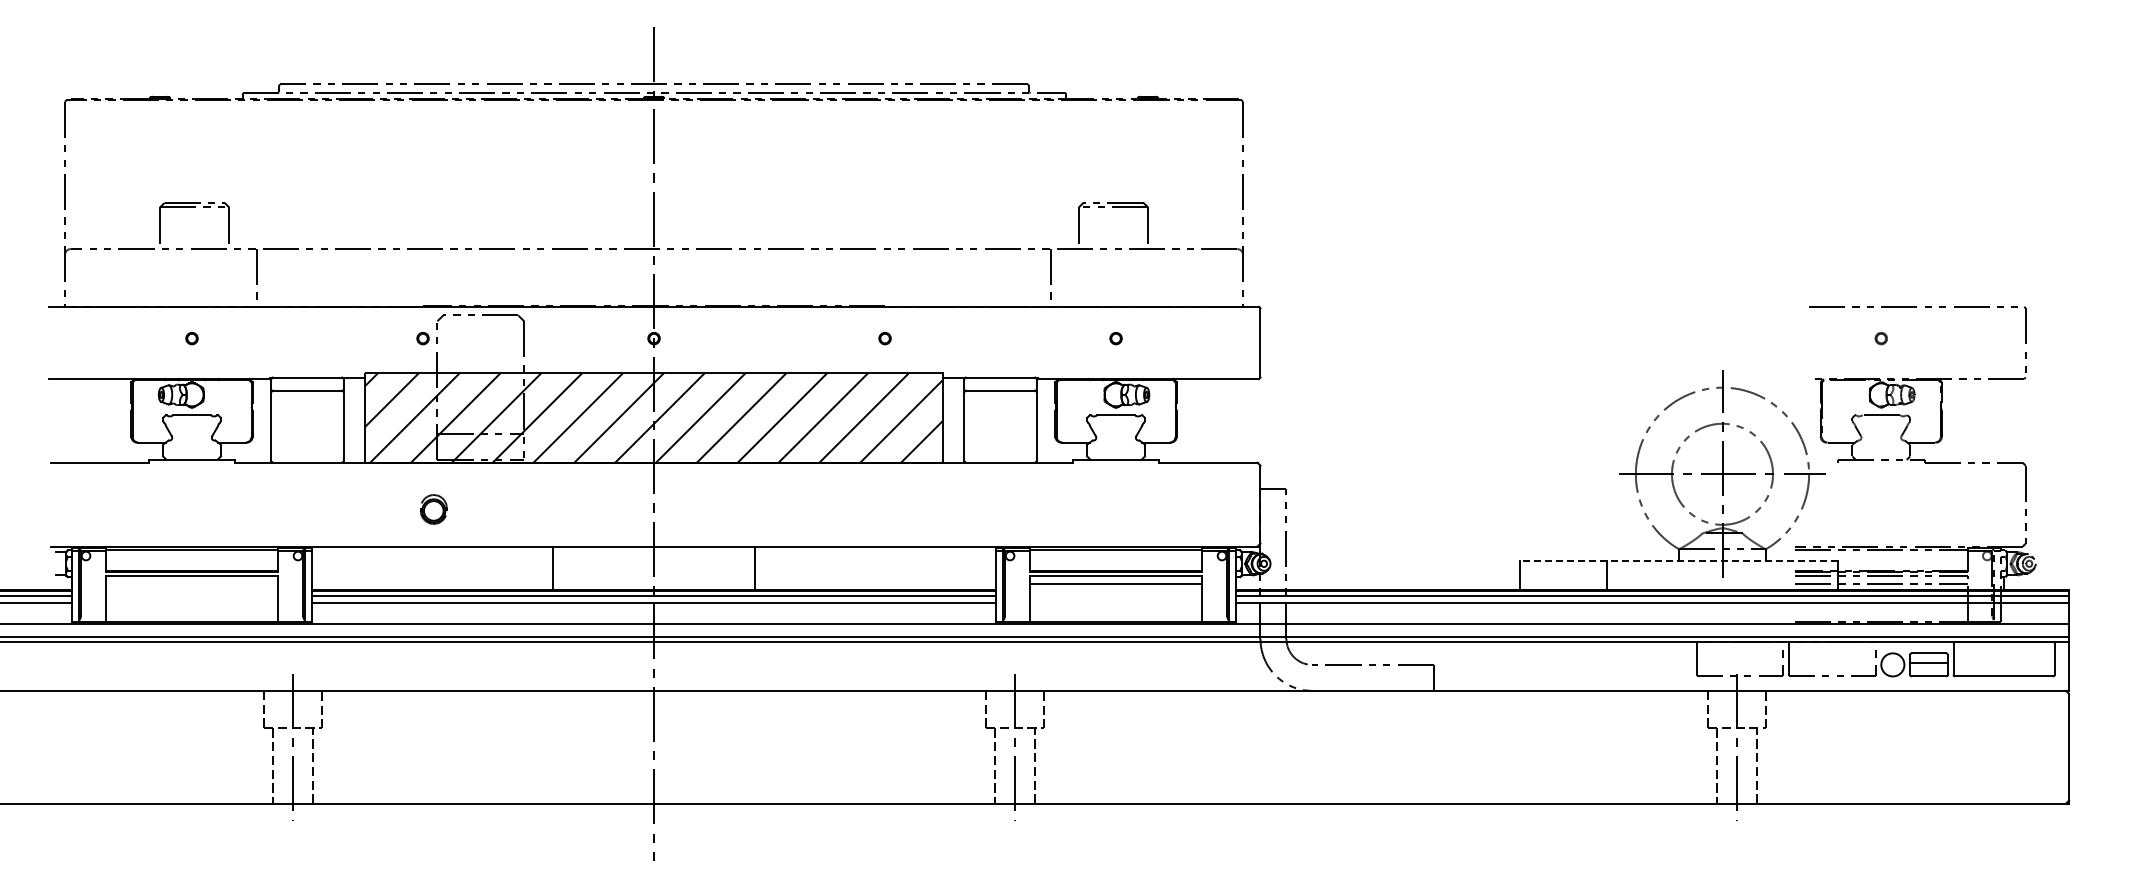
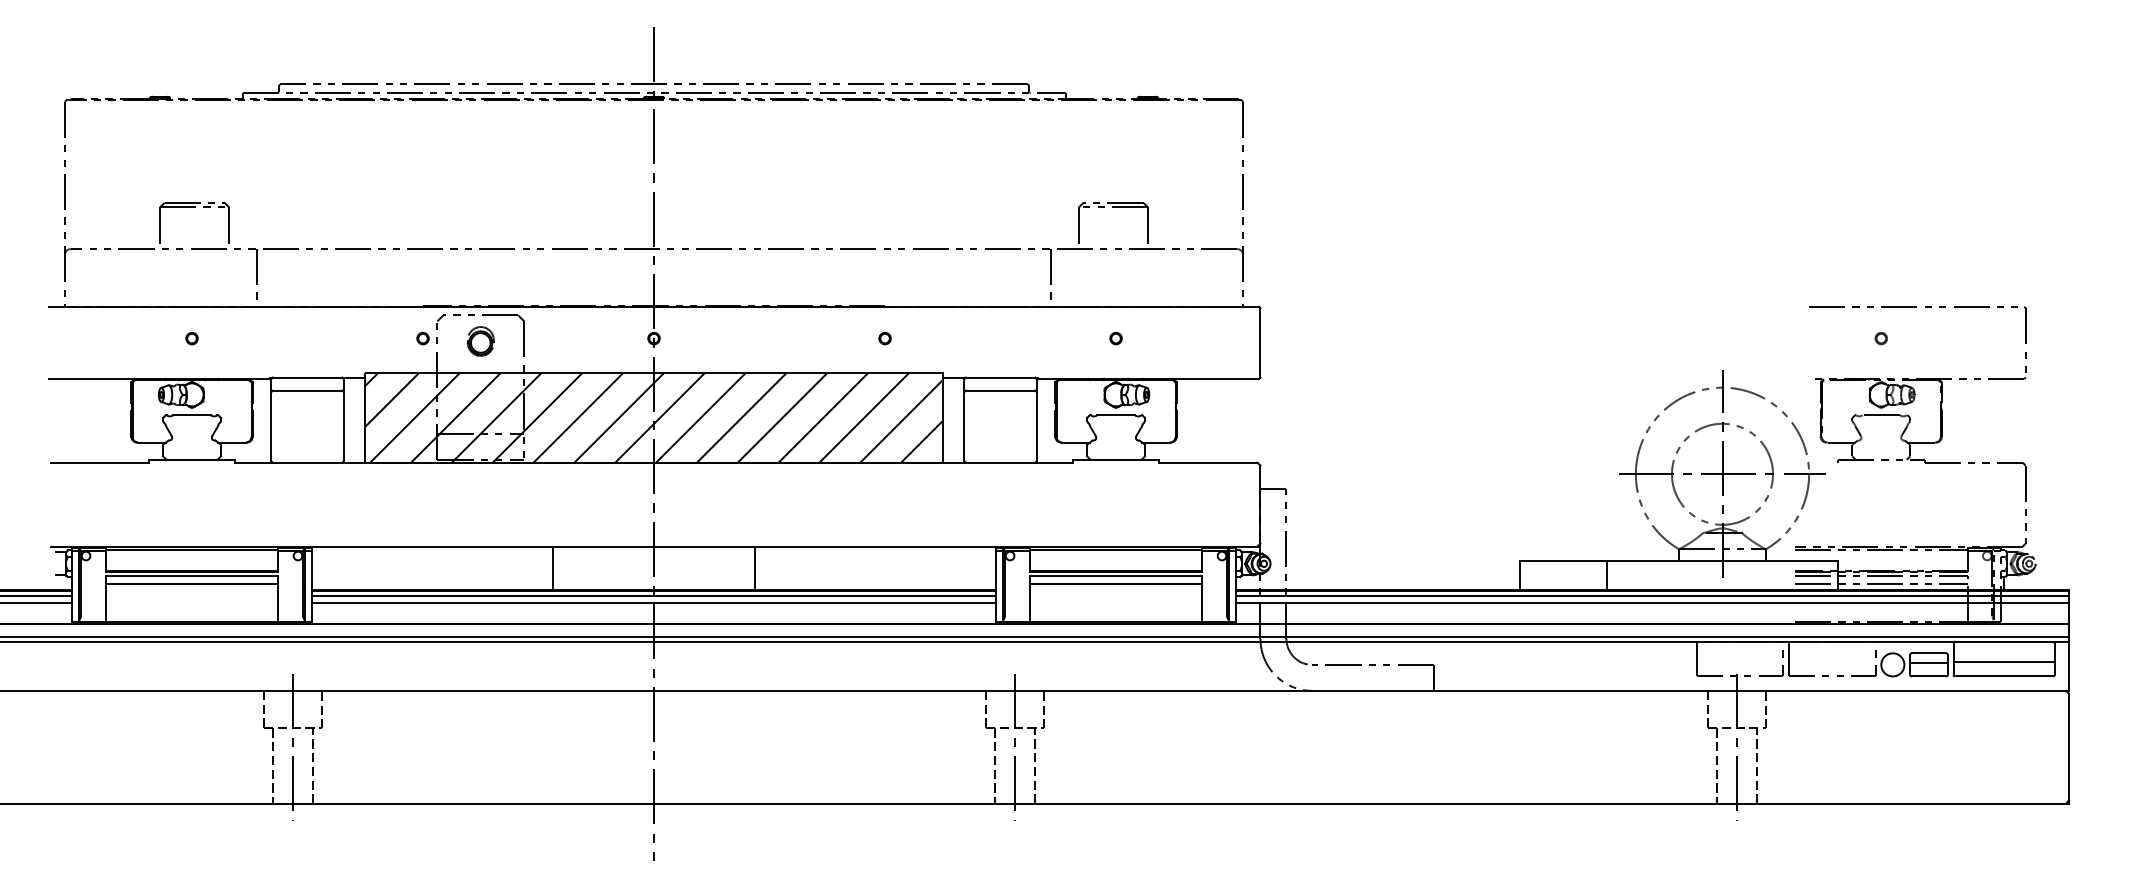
part position: (433, 509) -> (480, 341) (480, 341)
line: dashed -> solid (1679, 560)
line: none -> present (191, 583)
line: none -> present (2003, 662)
